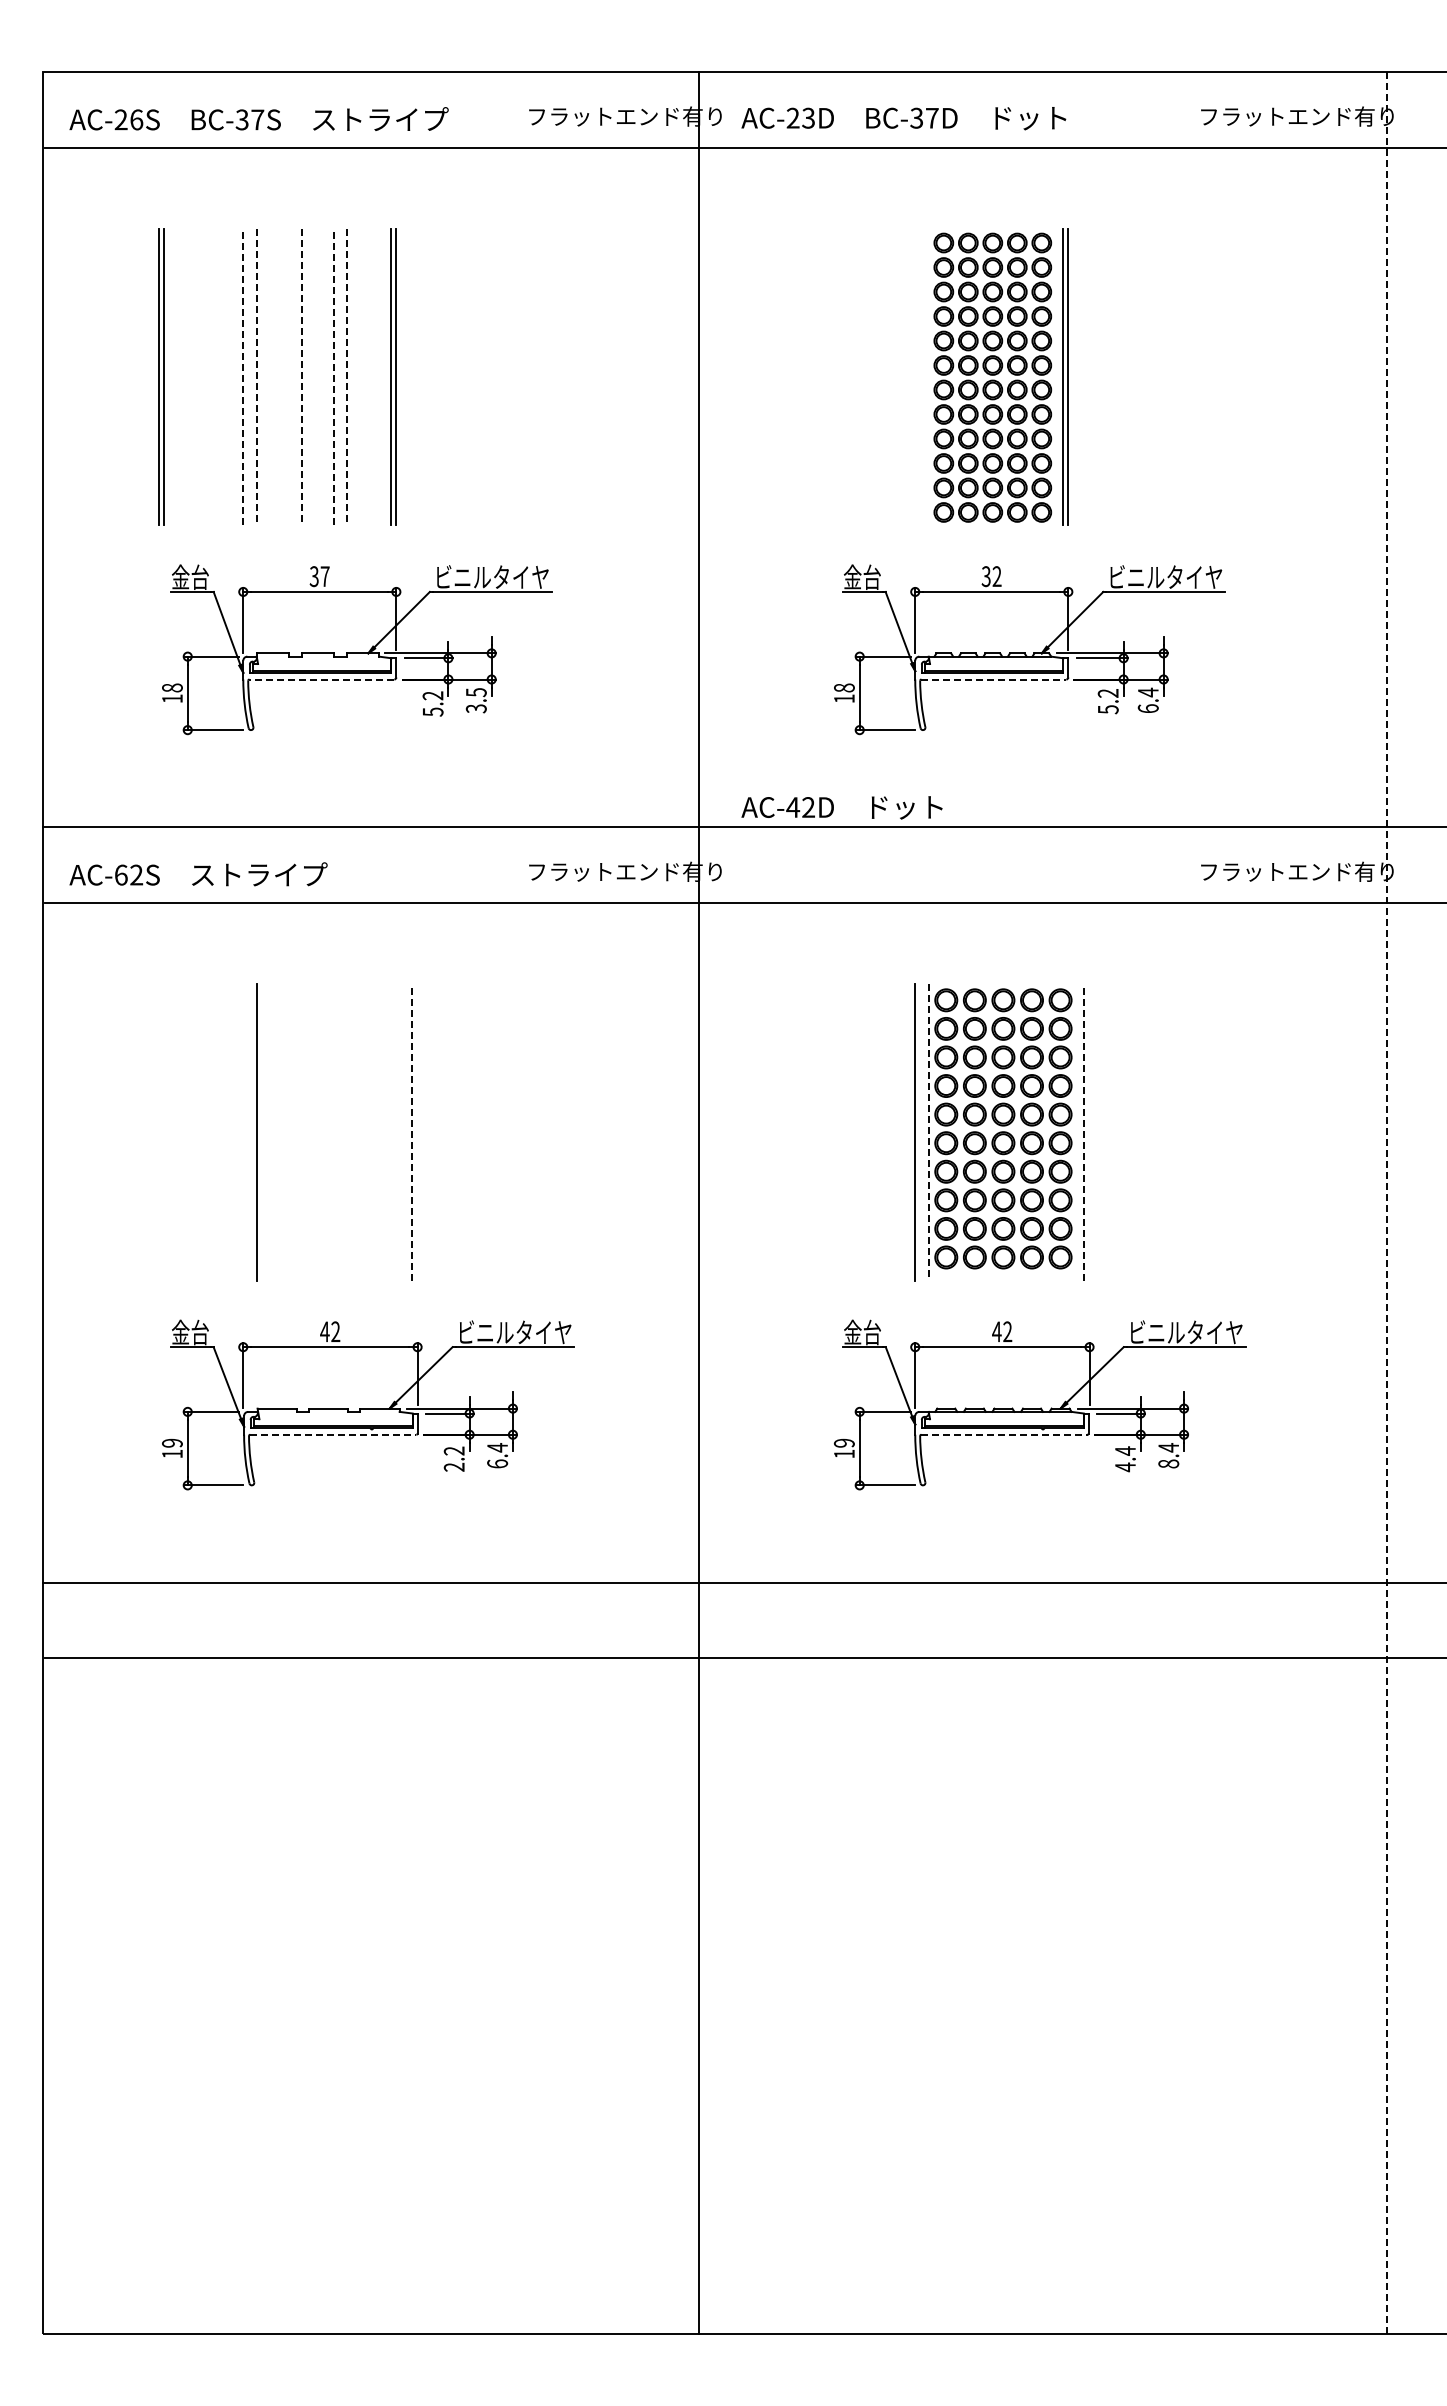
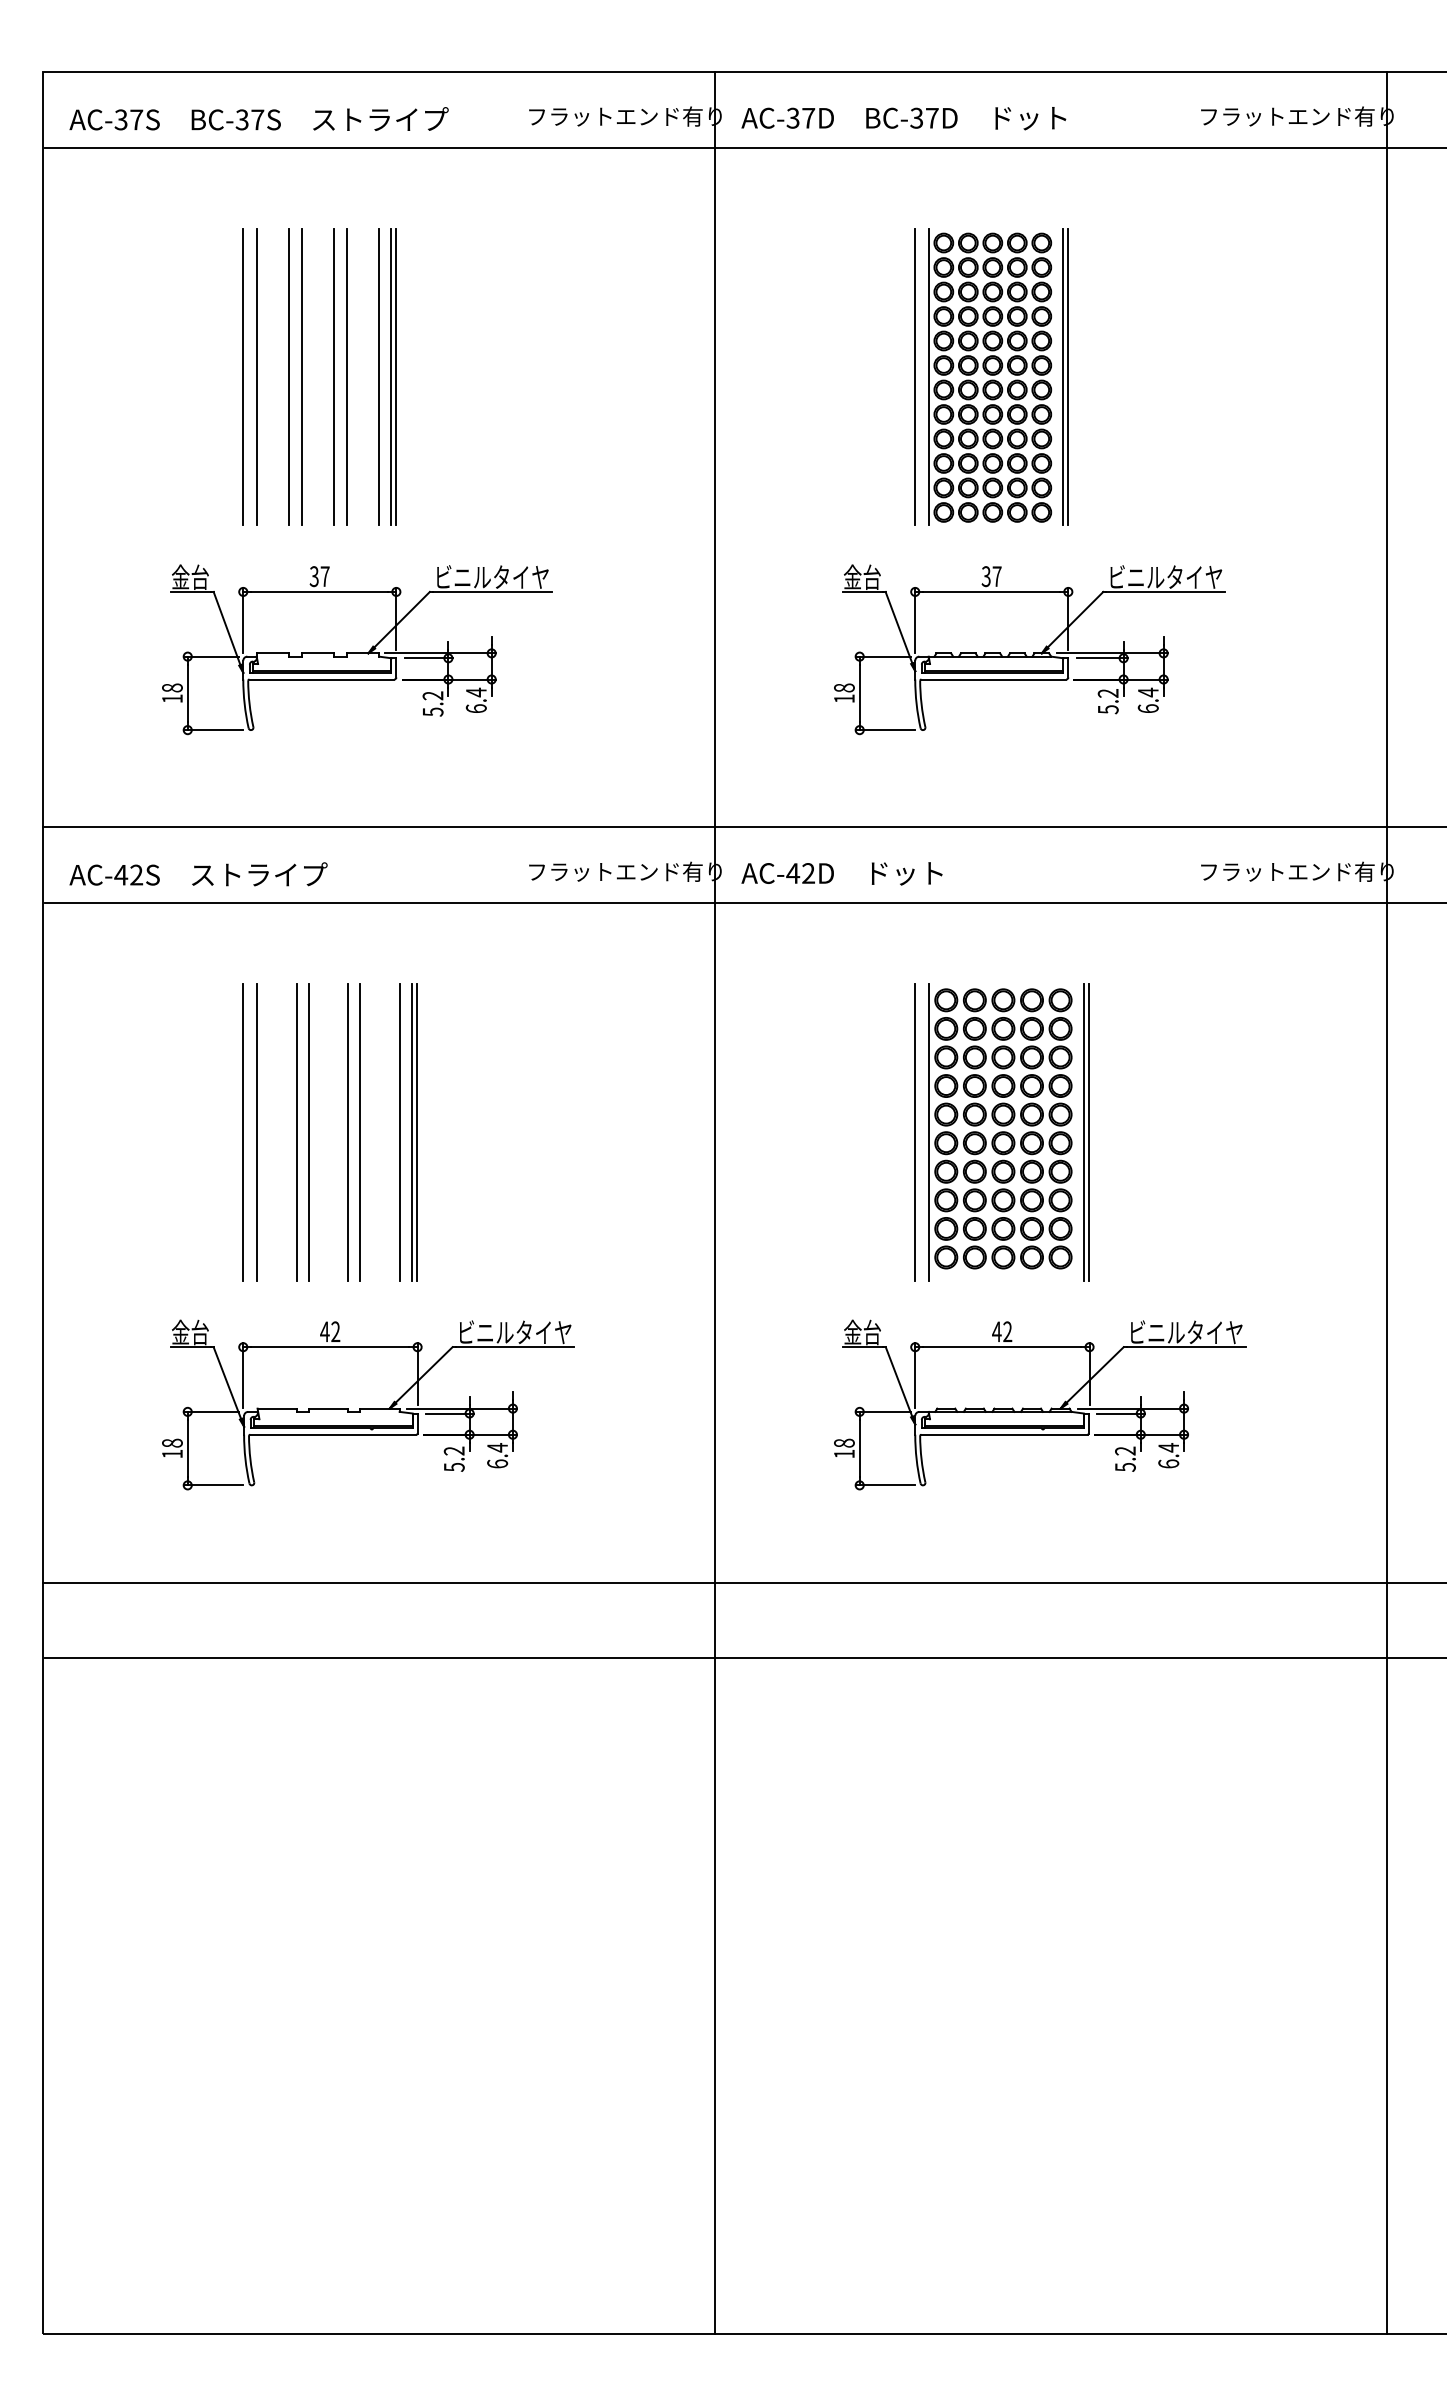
text: AC-23D -> AC-37D (800, 117)
text: AC-26S -> AC-37S (128, 119)
part: present -> none (161, 376)
line: dashed -> solid (243, 376)
line: none -> present (289, 376)
line: dashed -> solid (334, 376)
line: none -> present (379, 376)
line: none -> present (914, 376)
line: none -> present (928, 376)
line: dashed -> solid (256, 377)
line: dashed -> solid (301, 377)
line: dashed -> solid (346, 377)
text: 32 -> 37 (996, 576)
line: dashed -> solid (321, 679)
line: dashed -> solid (994, 679)
text: 3.5 -> 6.4 (475, 700)
text position: (841, 807) -> (841, 873) (841, 873)
text: AC-62S -> AC-42S (121, 874)
line: none -> present (243, 1131)
line: none -> present (296, 1131)
line: none -> present (309, 1131)
line: none -> present (348, 1131)
line: none -> present (360, 1131)
line: none -> present (399, 1131)
line: dashed -> solid (411, 1131)
line: none -> present (416, 1131)
line: dashed -> solid (1083, 1131)
line: none -> present (1088, 1131)
line: dashed -> solid (928, 1132)
line position: (699, 1202) -> (715, 1202) (715, 1202)
line: dashed -> solid (1387, 1202)
line: dashed -> solid (333, 1434)
line: dashed -> solid (1004, 1434)
text: 19 -> 18 (172, 1442)
text: 19 -> 18 (844, 1442)
text: 4.4 -> 5.2 (1125, 1459)
text: 8.4 -> 6.4 (1168, 1463)
text: 2.2 -> 5.2 (453, 1466)
